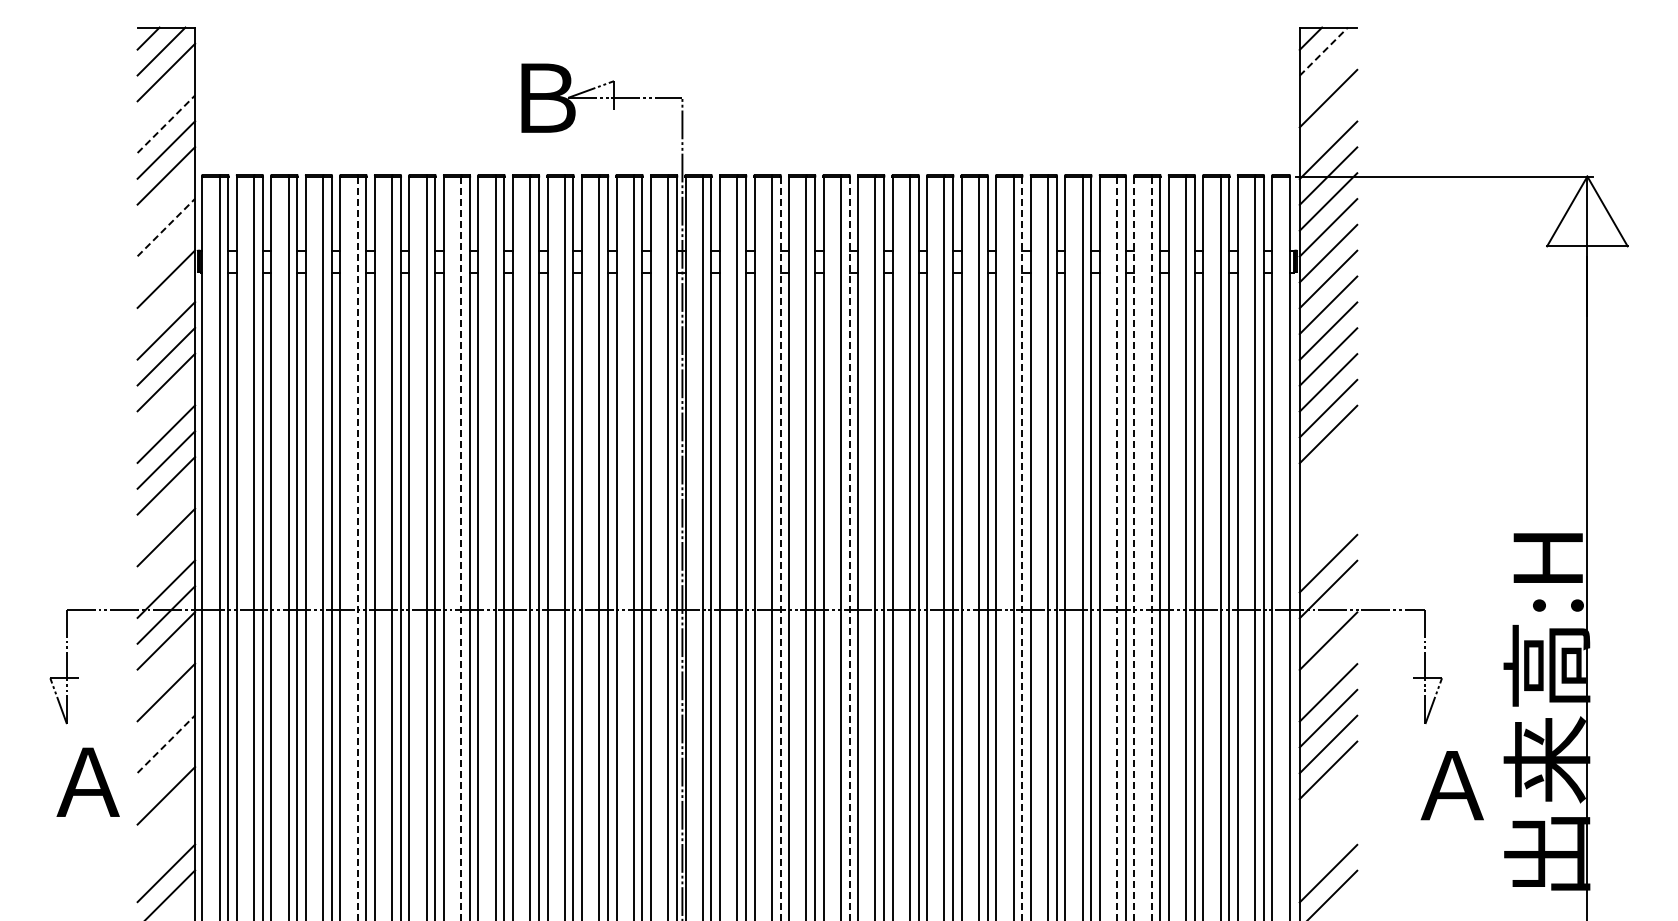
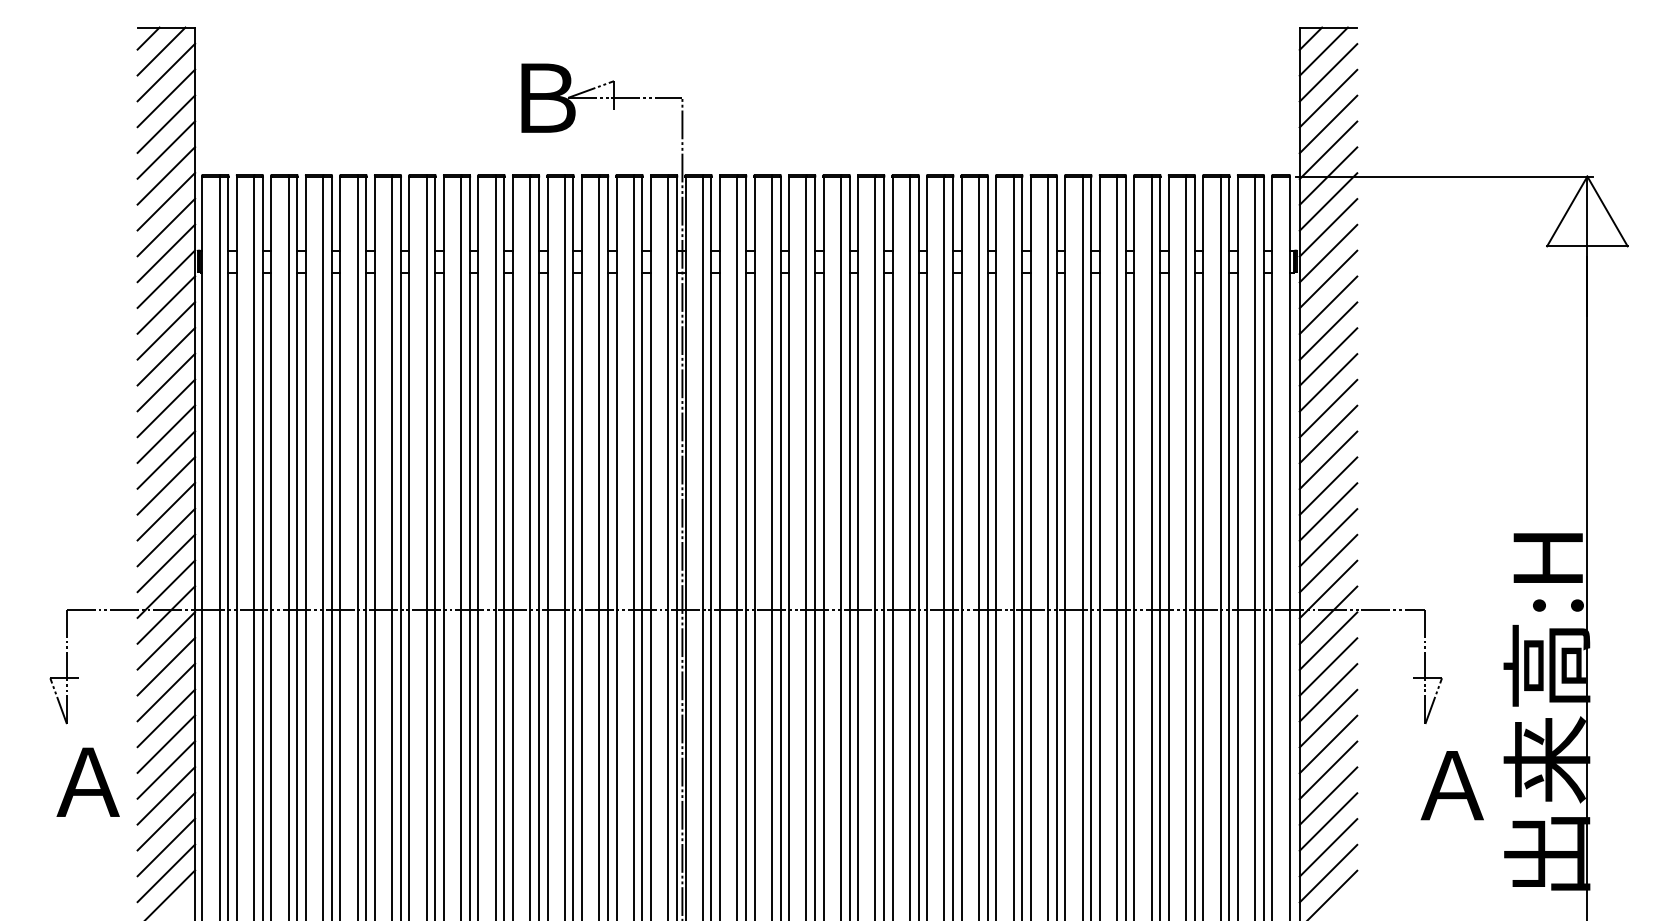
line: dashed -> solid (1324, 51)
line: none -> present (1328, 72)
line: none -> present (166, 98)
line: dashed -> solid (166, 124)
line: none -> present (1328, 124)
line: none -> present (166, 201)
line: dashed -> solid (166, 227)
line: none -> present (166, 253)
line: none -> present (166, 304)
line: none -> present (166, 408)
line: none -> present (1328, 460)
line: none -> present (1328, 485)
line: none -> present (166, 511)
line: none -> present (1328, 511)
line: none -> present (1328, 537)
line: dashed -> solid (357, 548)
line: dashed -> solid (461, 548)
line: dashed -> solid (780, 548)
line: dashed -> solid (849, 548)
line: dashed -> solid (1022, 548)
line: dashed -> solid (1117, 548)
line: dashed -> solid (1134, 548)
line: dashed -> solid (1151, 548)
line: none -> present (166, 563)
line: none -> present (1328, 615)
line: none -> present (166, 666)
line: none -> present (1328, 666)
line: none -> present (166, 718)
line: dashed -> solid (166, 744)
line: none -> present (166, 769)
line: none -> present (1328, 795)
line: none -> present (166, 821)
line: none -> present (1328, 821)
line: none -> present (166, 847)
line: none -> present (1328, 847)
